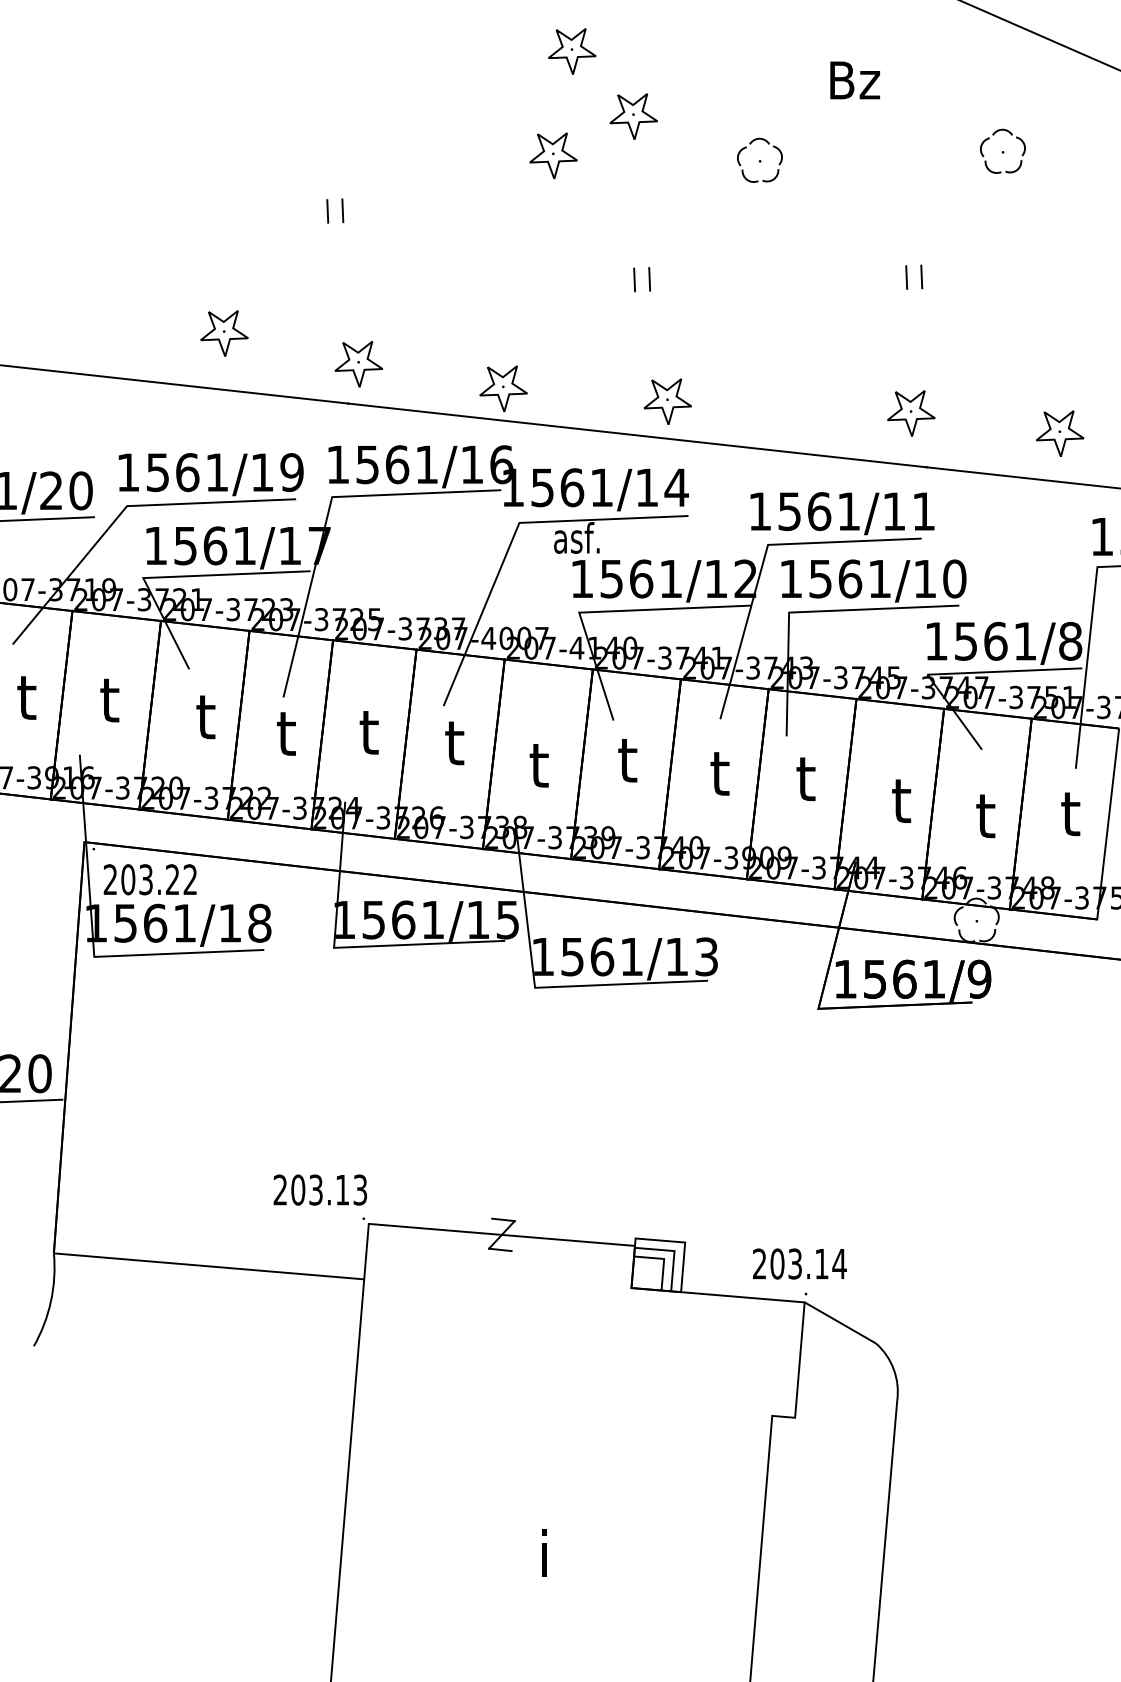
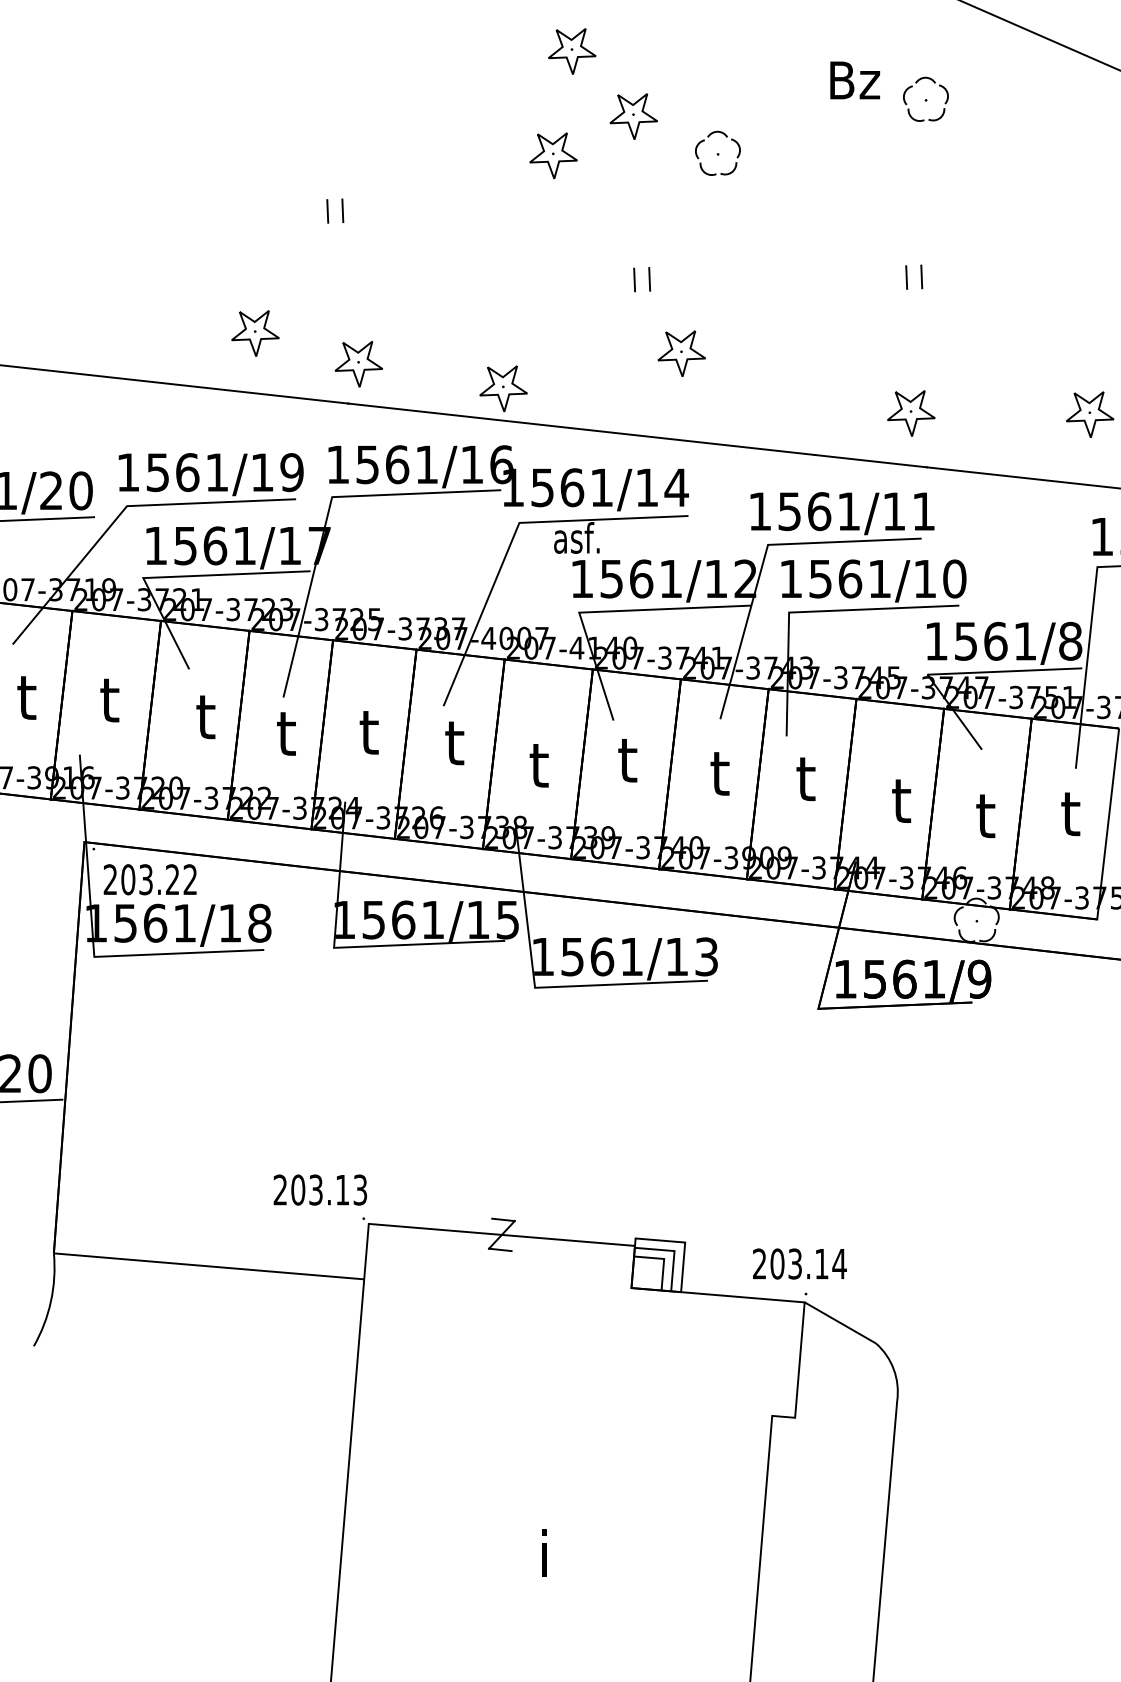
part position: (1002, 150) -> (925, 98) (925, 98)
part position: (759, 159) -> (717, 152) (717, 152)
part position: (224, 333) -> (255, 333) (255, 333)
part position: (667, 401) -> (681, 353) (681, 353)
part position: (1060, 433) -> (1090, 414) (1090, 414)
